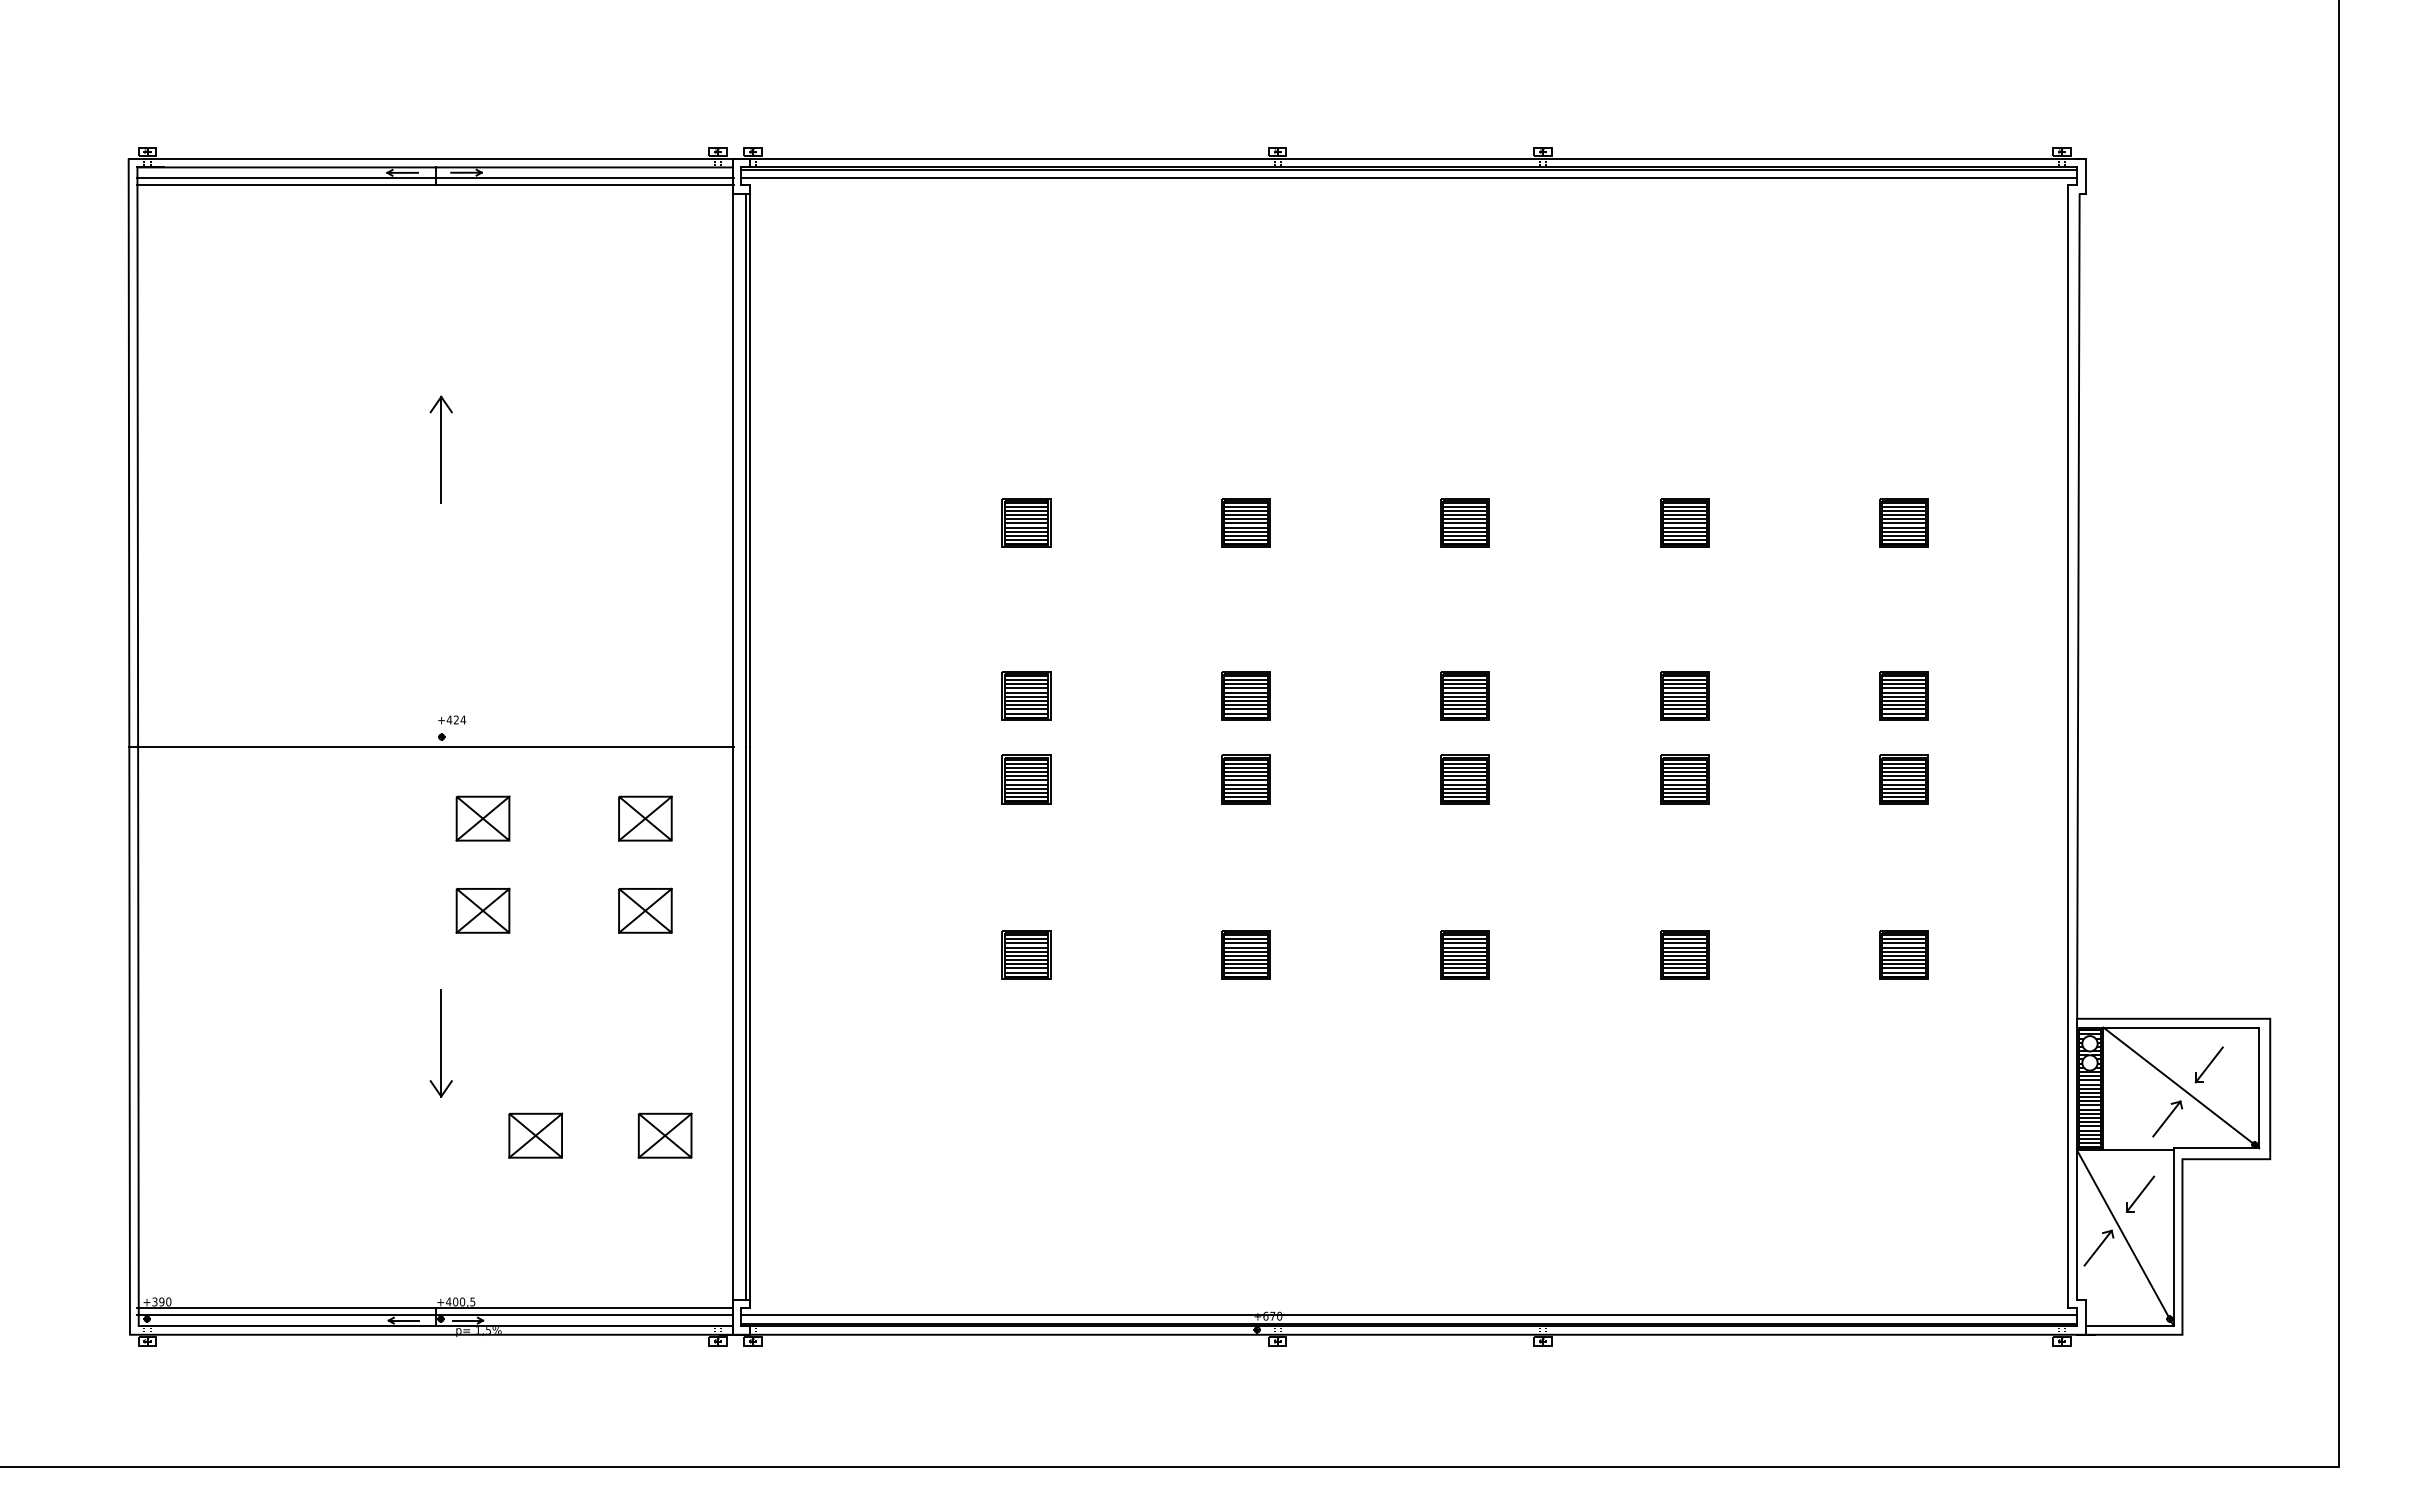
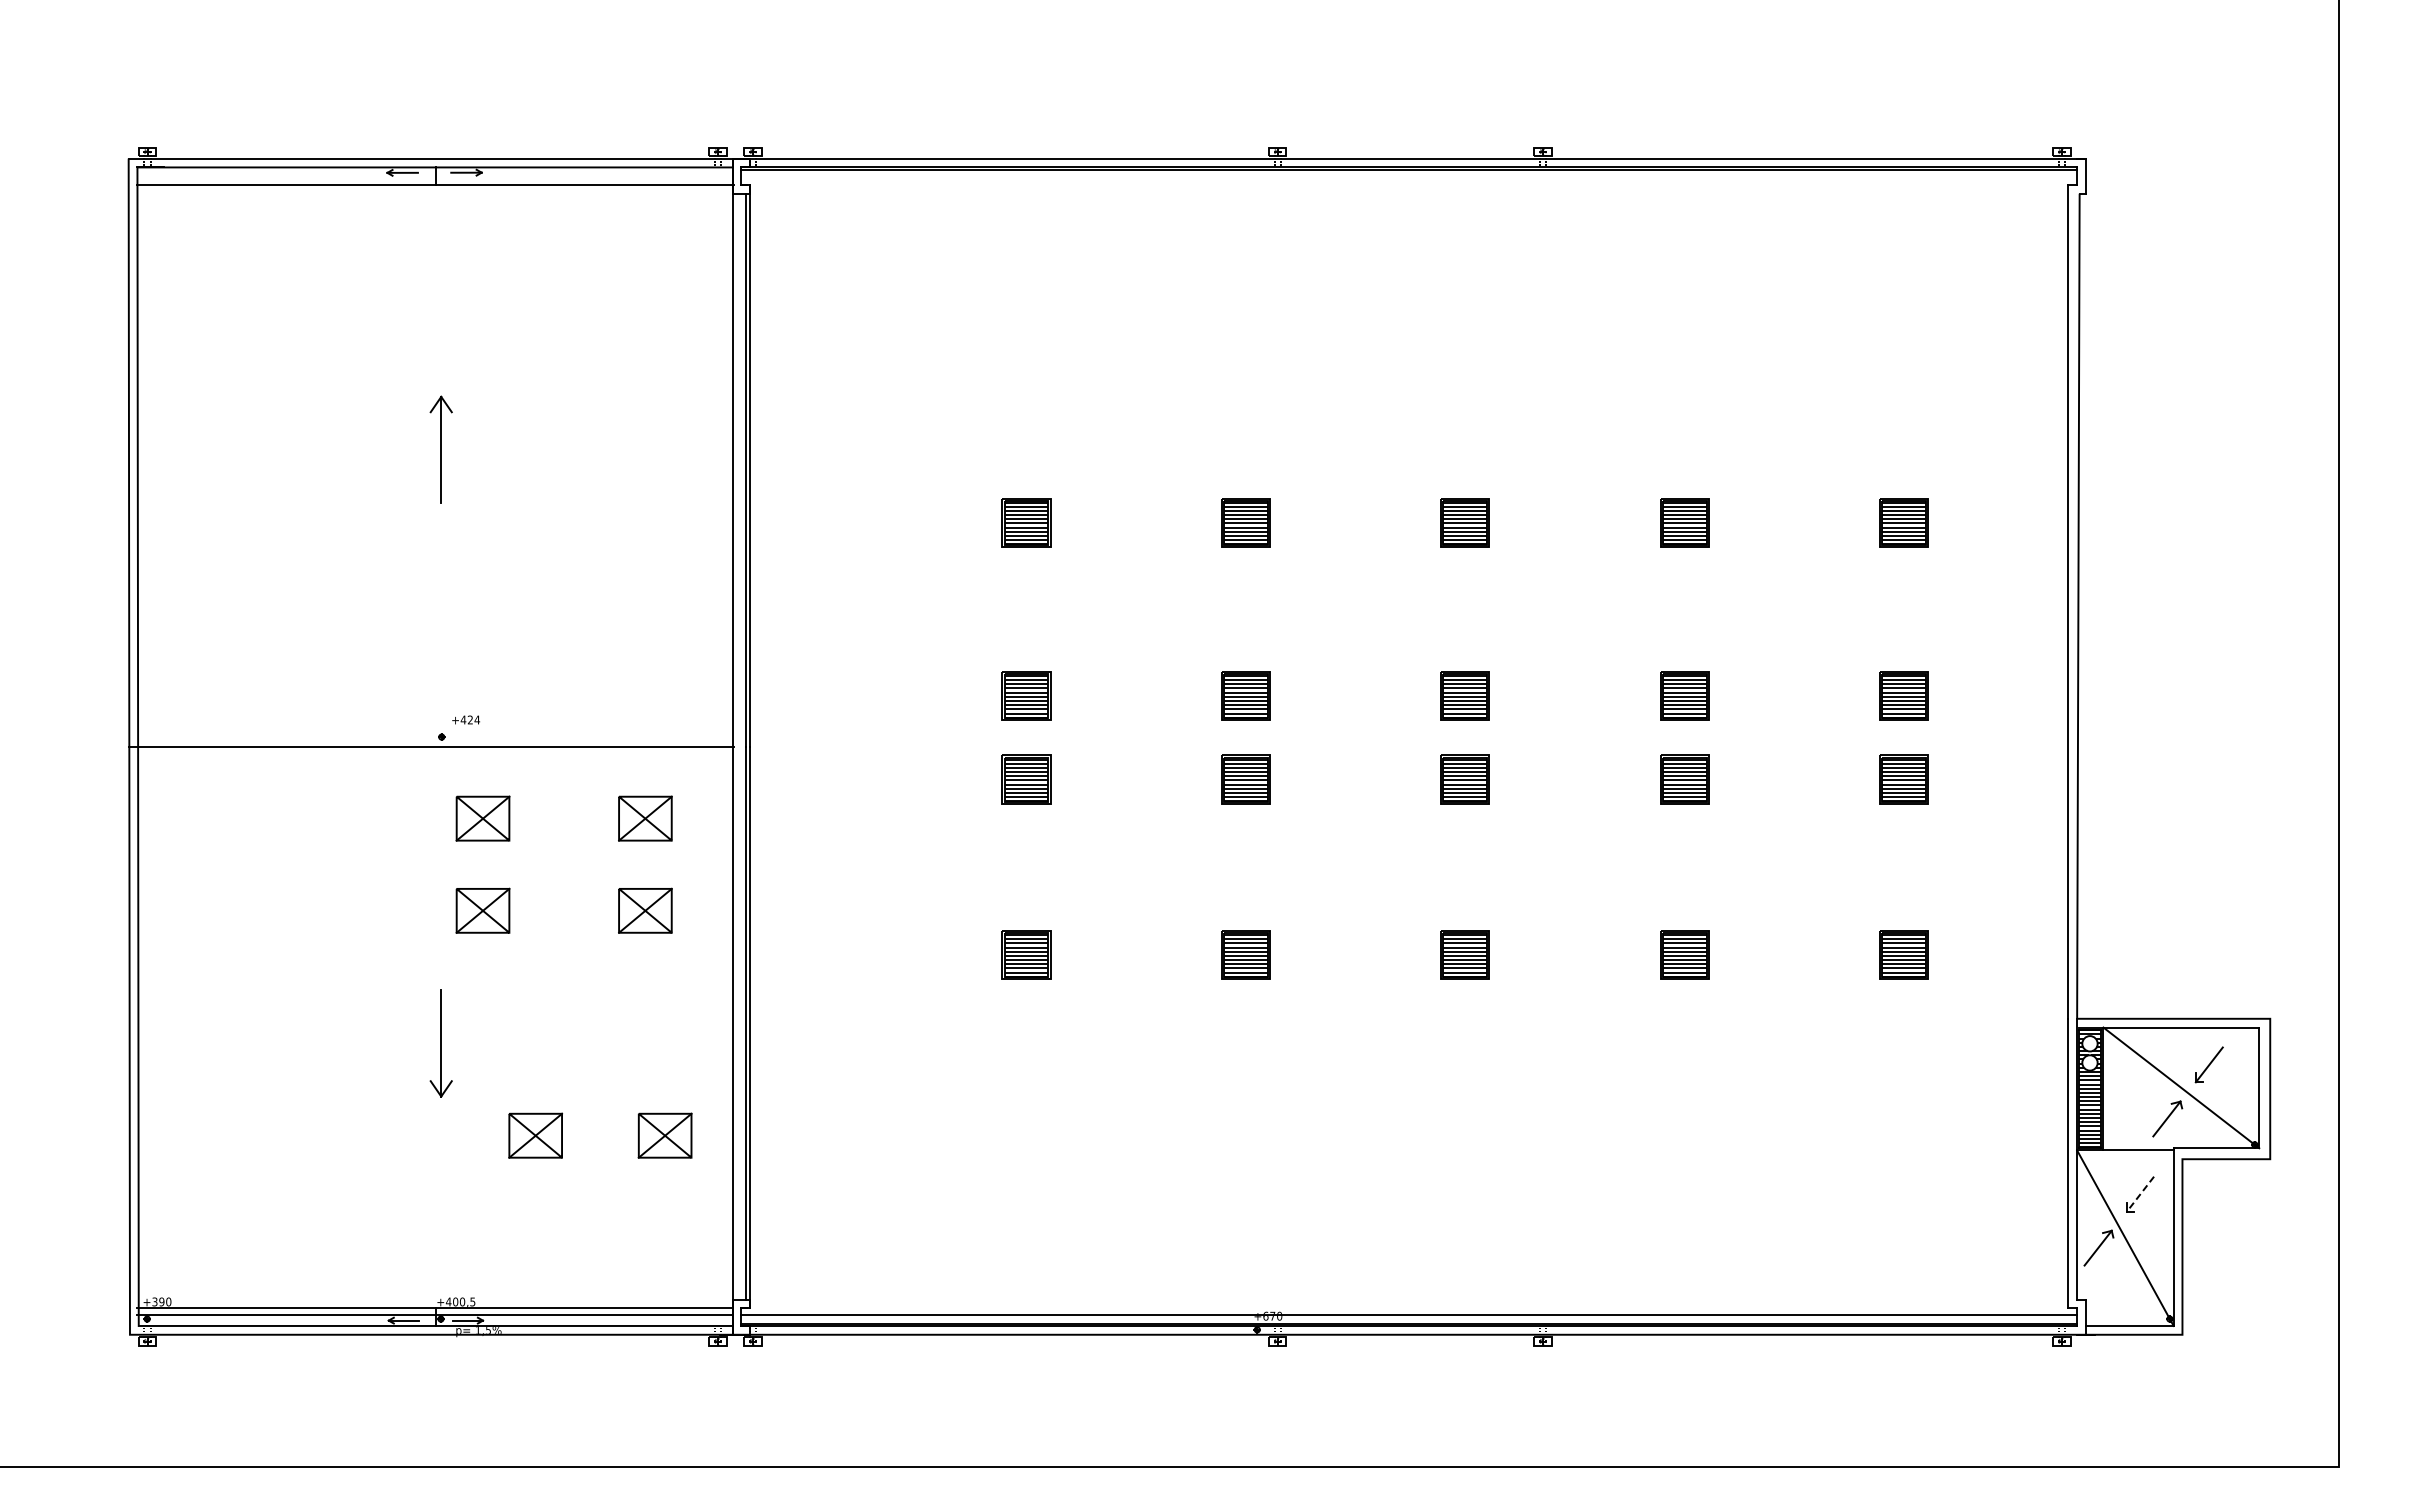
line: present -> none (435, 178)
line: present -> none (1409, 178)
text position: (452, 719) -> (466, 719) (466, 719)
line: solid -> dashed (2140, 1194)
